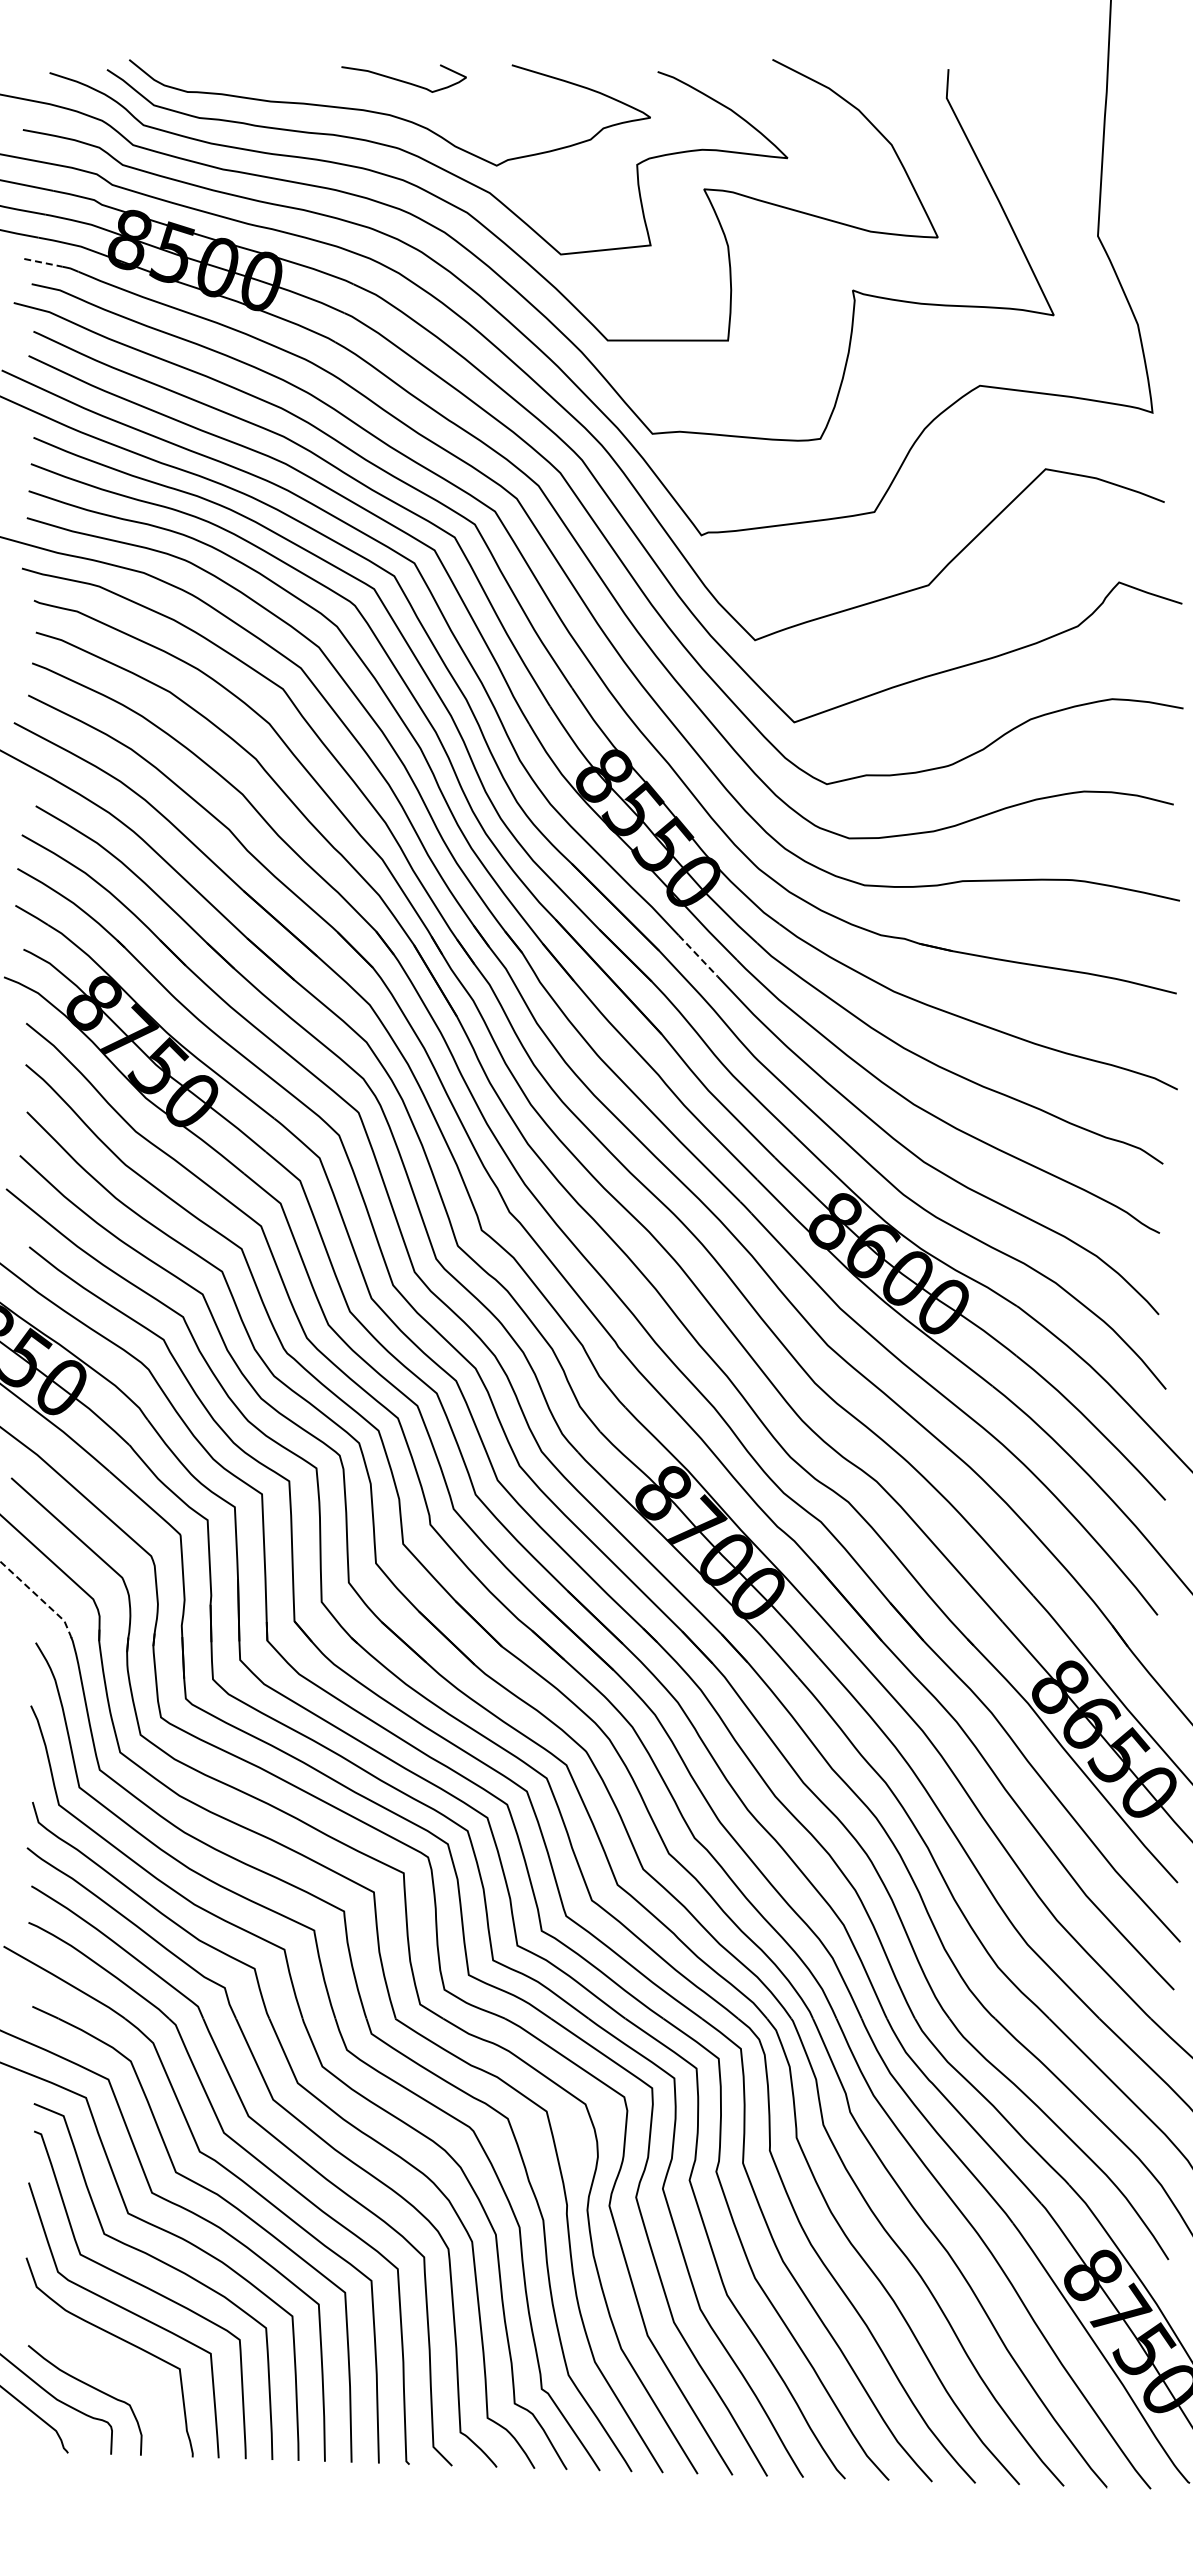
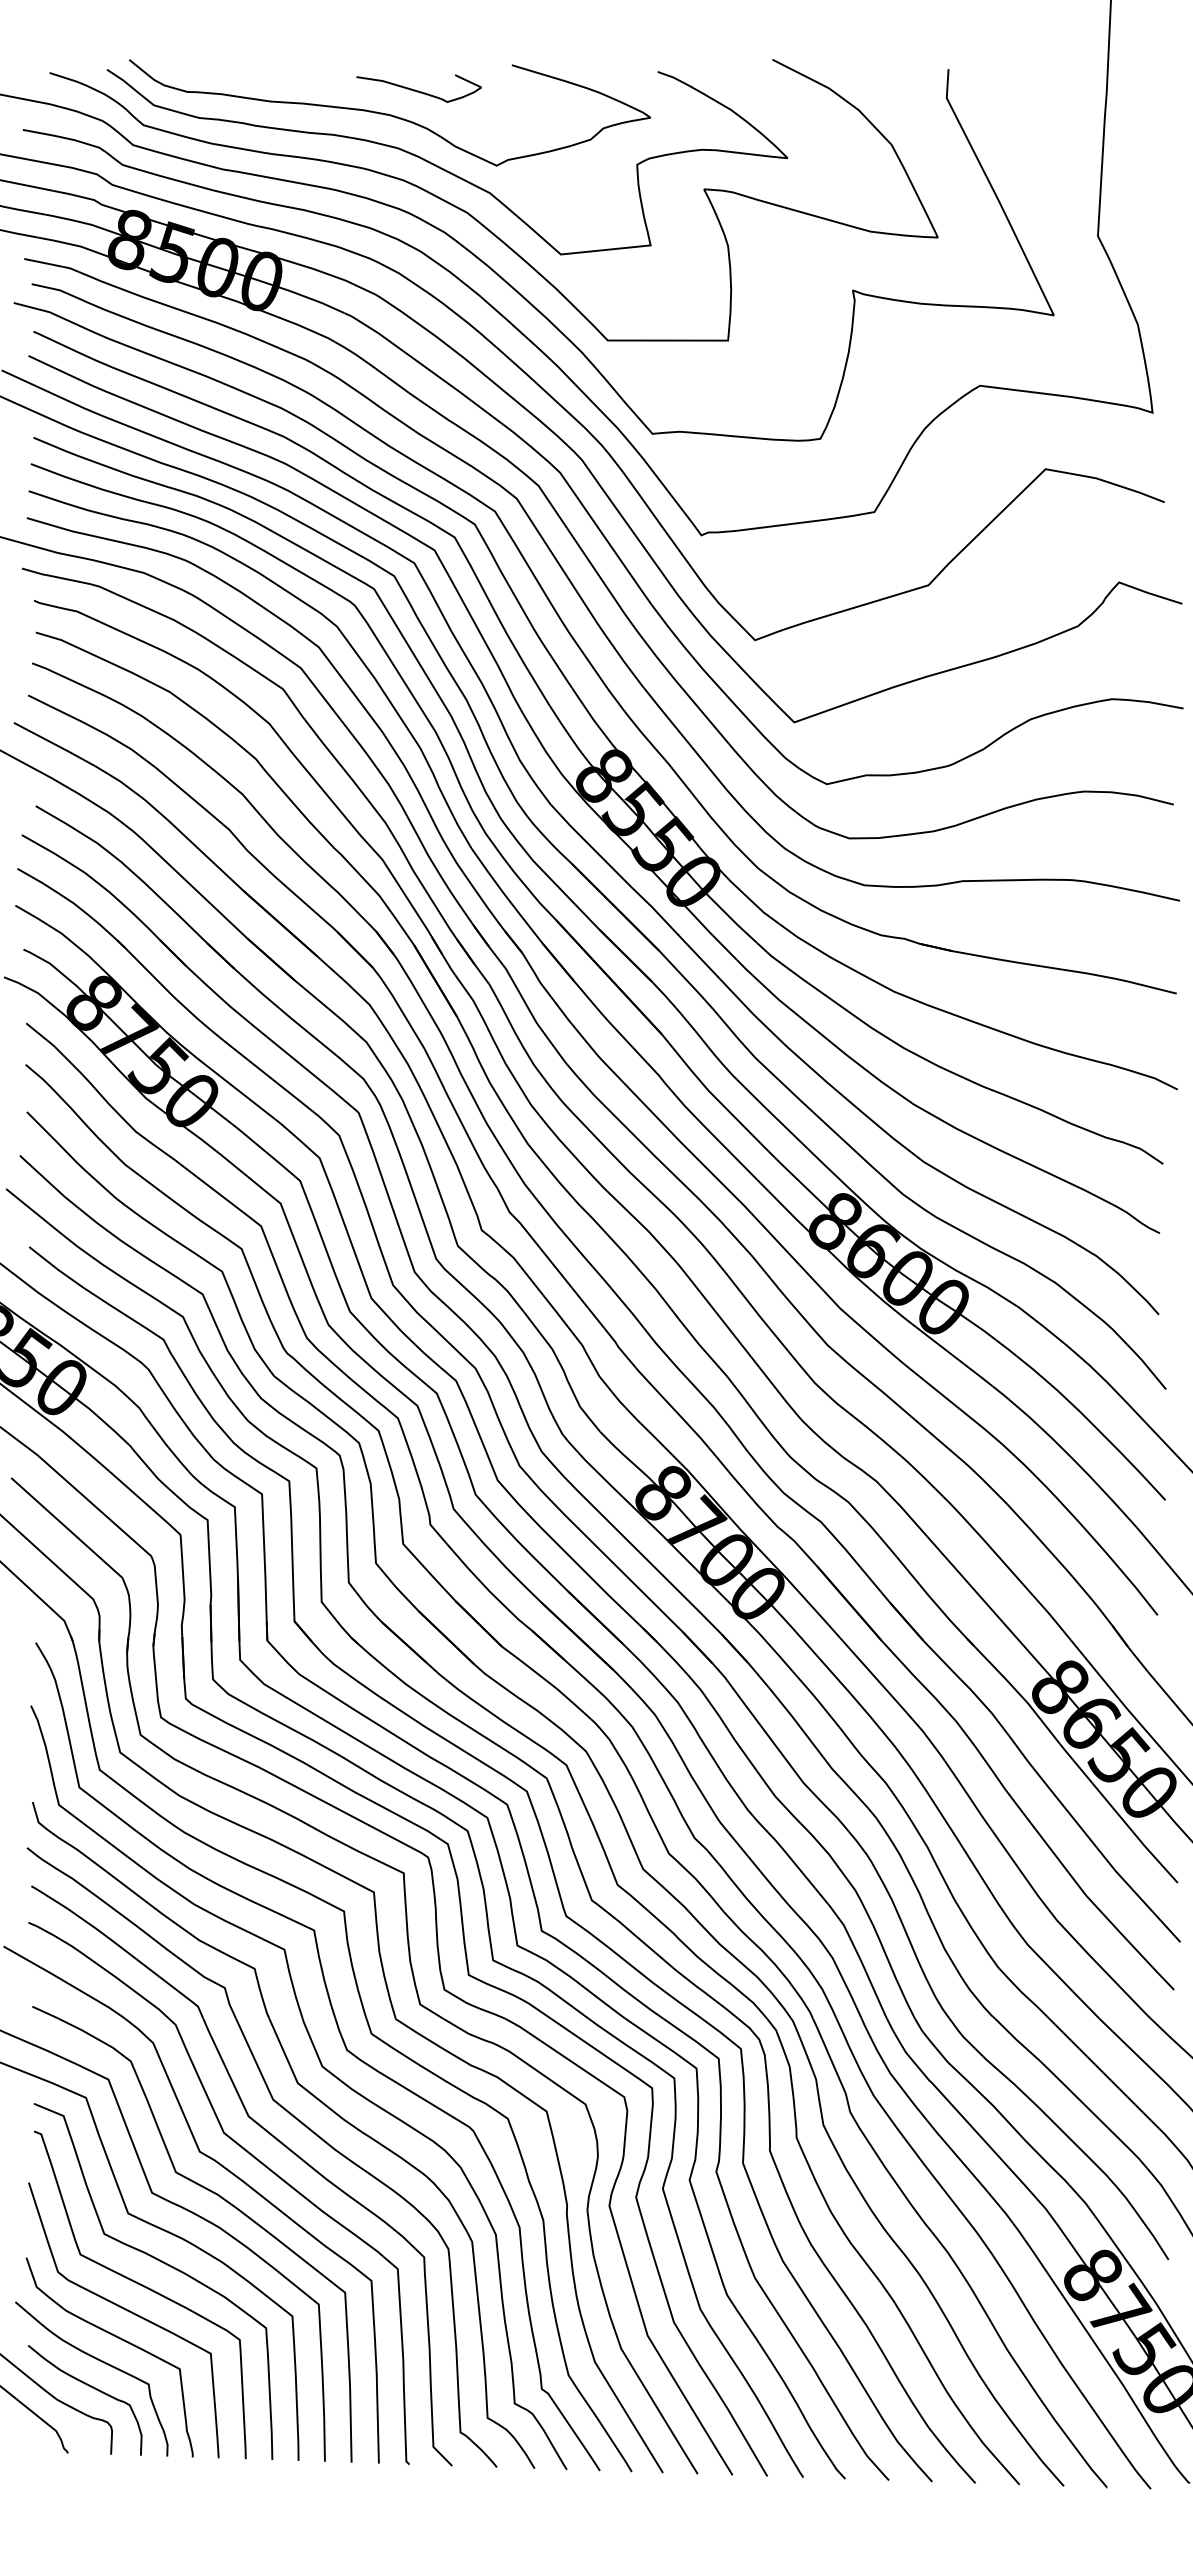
curve position: (403, 80) -> (418, 90) (418, 90)
line: dashed -> solid (43, 262)
line: dashed -> solid (698, 956)
line: dashed -> solid (41, 1599)
curve: none -> present (99, 2361)
